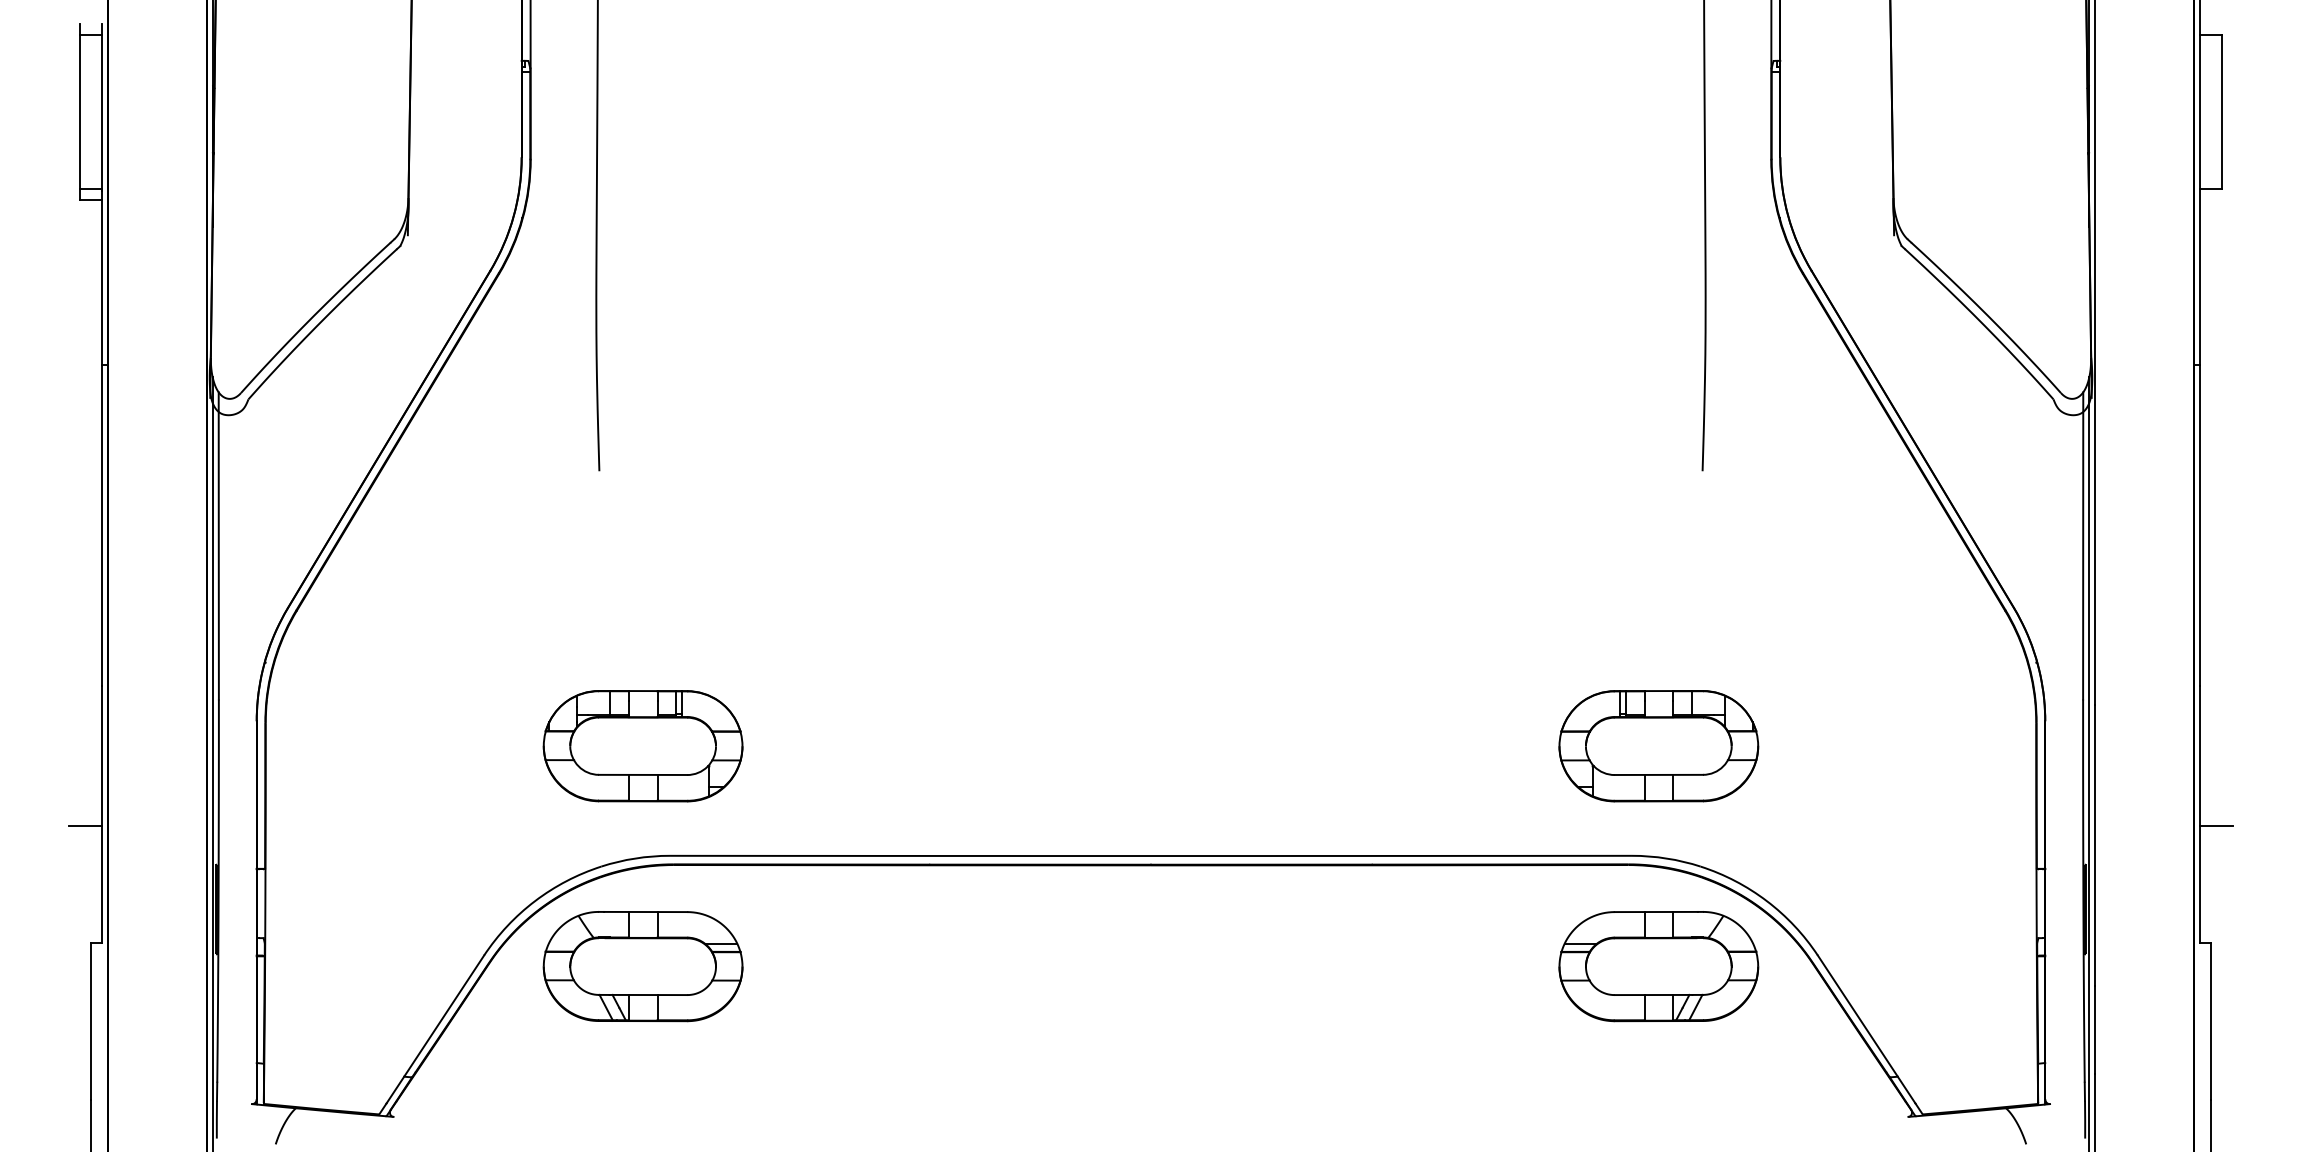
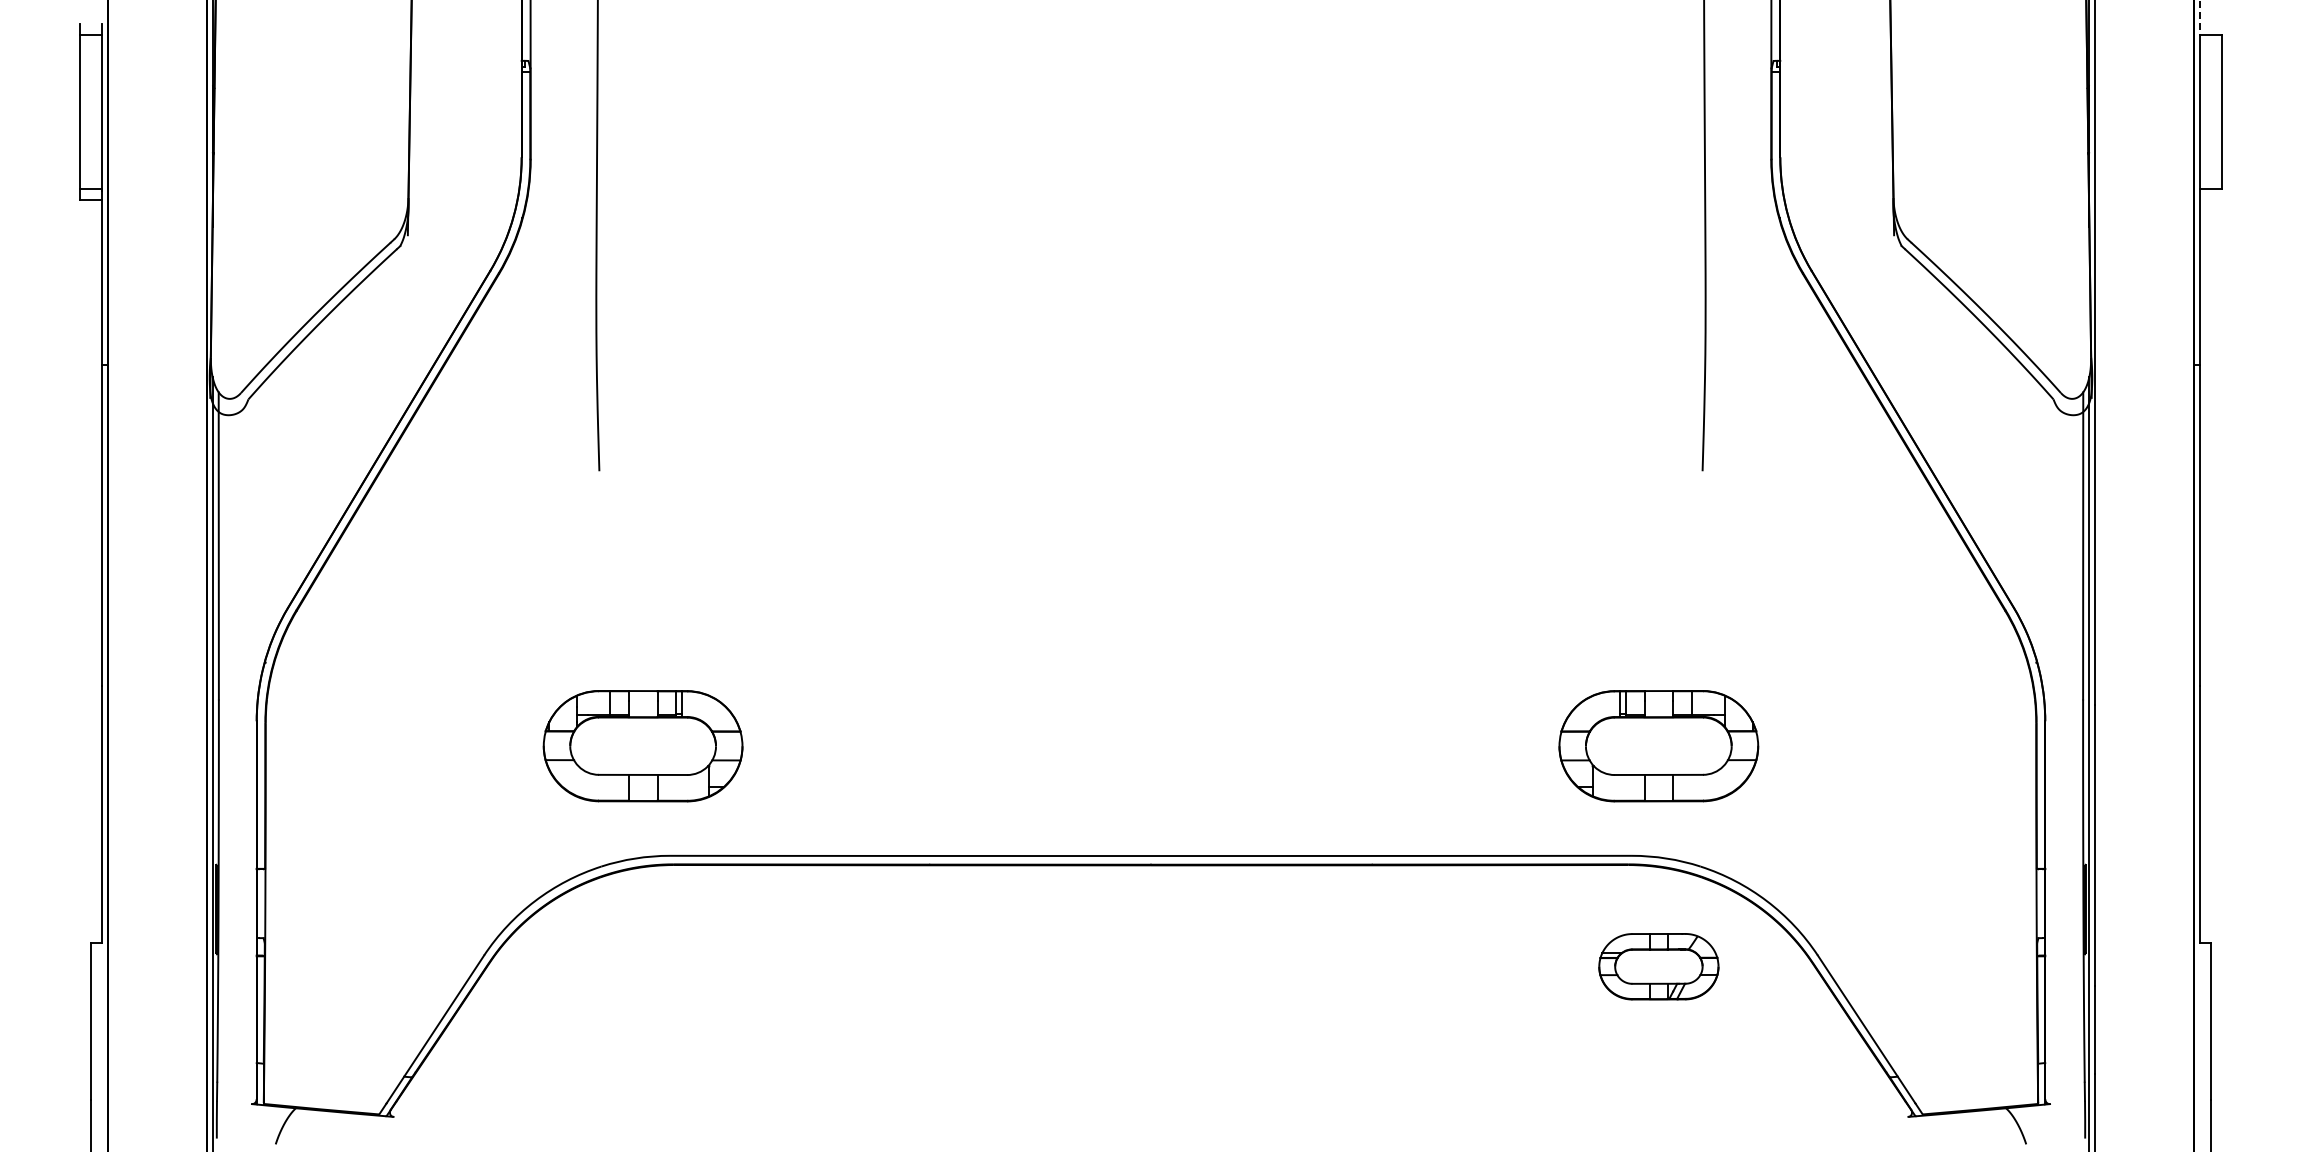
line: solid -> dashed (2199, 17)
line: present -> none (85, 825)
line: present -> none (2215, 825)
part: present -> none (642, 966)
part size: 202x112 px -> 122x68 px (1658, 966)
